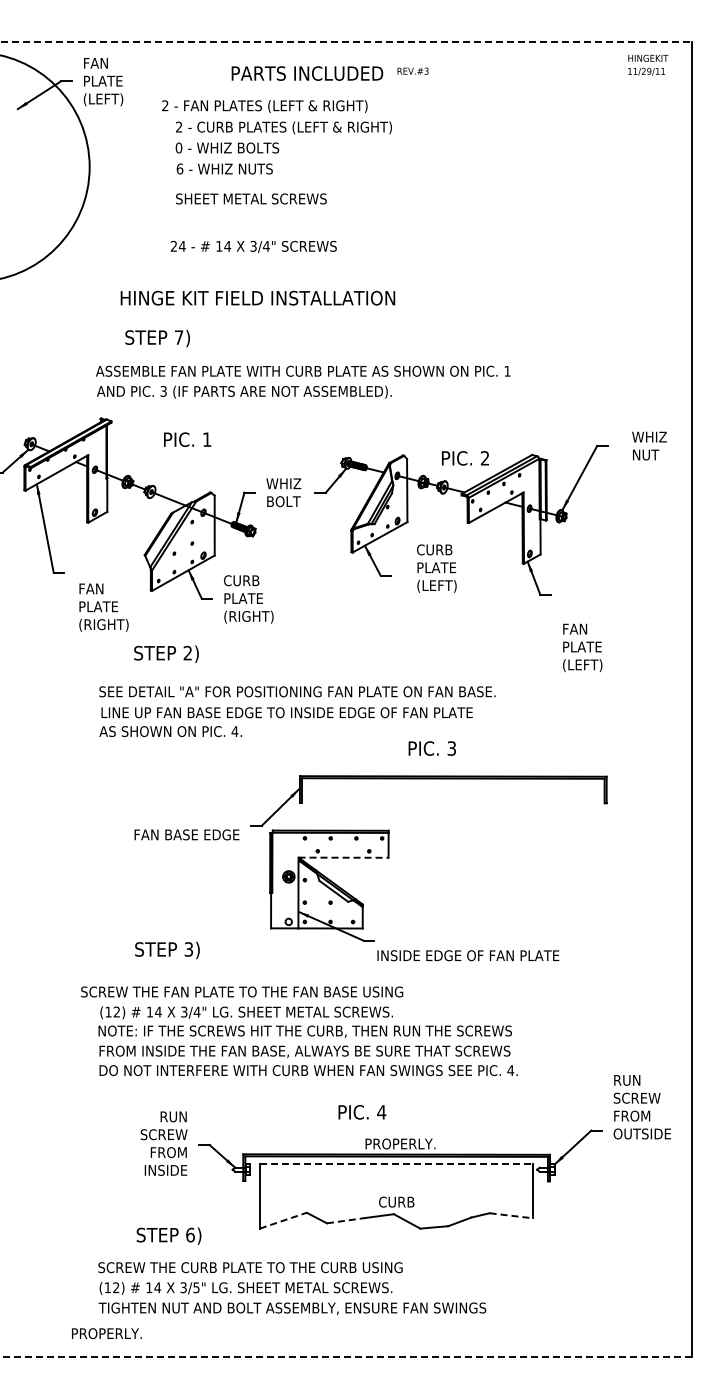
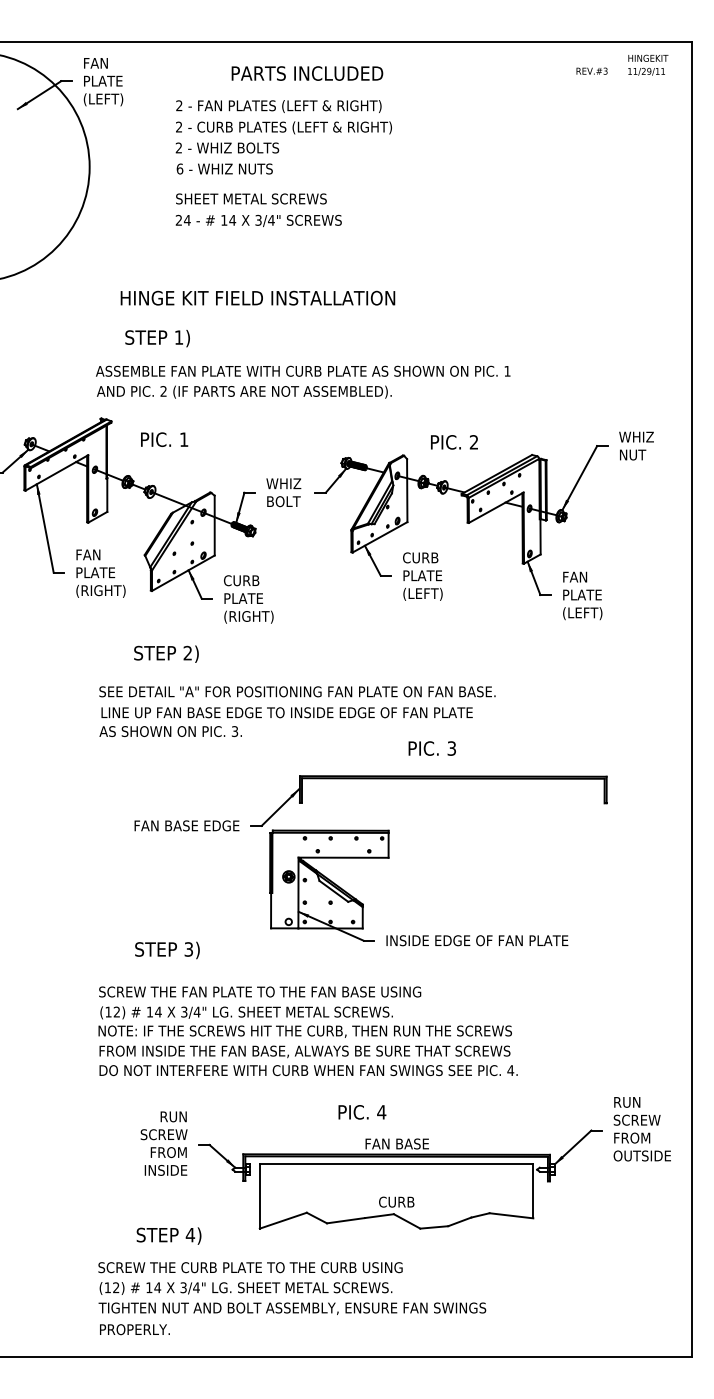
line: dashed -> solid (346, 41)
text position: (412, 70) -> (591, 70) (591, 70)
text position: (264, 106) -> (278, 106) (278, 106)
text: 0 -> 2 (178, 147)
text position: (253, 246) -> (258, 220) (258, 220)
text: 7) -> 1) (179, 337)
text: 3 -> 2 (163, 391)
text position: (187, 439) -> (164, 439) (164, 439)
text position: (649, 445) -> (636, 445) (636, 445)
text position: (465, 458) -> (454, 442) (454, 442)
text position: (436, 568) -> (422, 576) (422, 576)
text position: (103, 607) -> (100, 573) (100, 573)
text position: (582, 647) -> (582, 595) (582, 595)
text: 4. -> 3. (234, 731)
text position: (186, 834) -> (186, 825) (186, 825)
line: dashed -> solid (344, 857)
text position: (468, 955) -> (477, 940) (477, 940)
text position: (242, 991) -> (260, 991) (260, 991)
text position: (641, 1107) -> (641, 1129) (641, 1129)
text: PROPERLY. -> FAN BASE (400, 1143)
line: dashed -> solid (396, 1164)
line: dashed -> solid (511, 1215)
line: dashed -> solid (283, 1220)
line: dashed -> solid (346, 1220)
text: 6) -> 4) (190, 1234)
text: 3/5" -> 3/4" (196, 1287)
text position: (106, 1333) -> (134, 1329) (134, 1329)
line: dashed -> solid (346, 1357)
